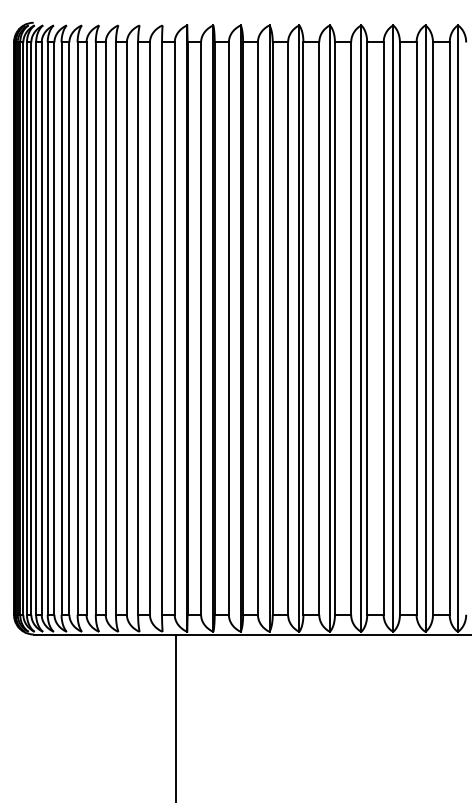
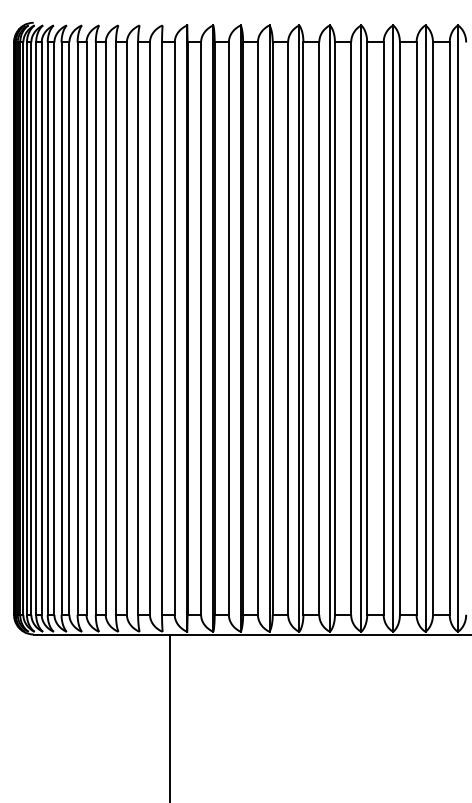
line position: (176, 716) -> (170, 716) (170, 716)
